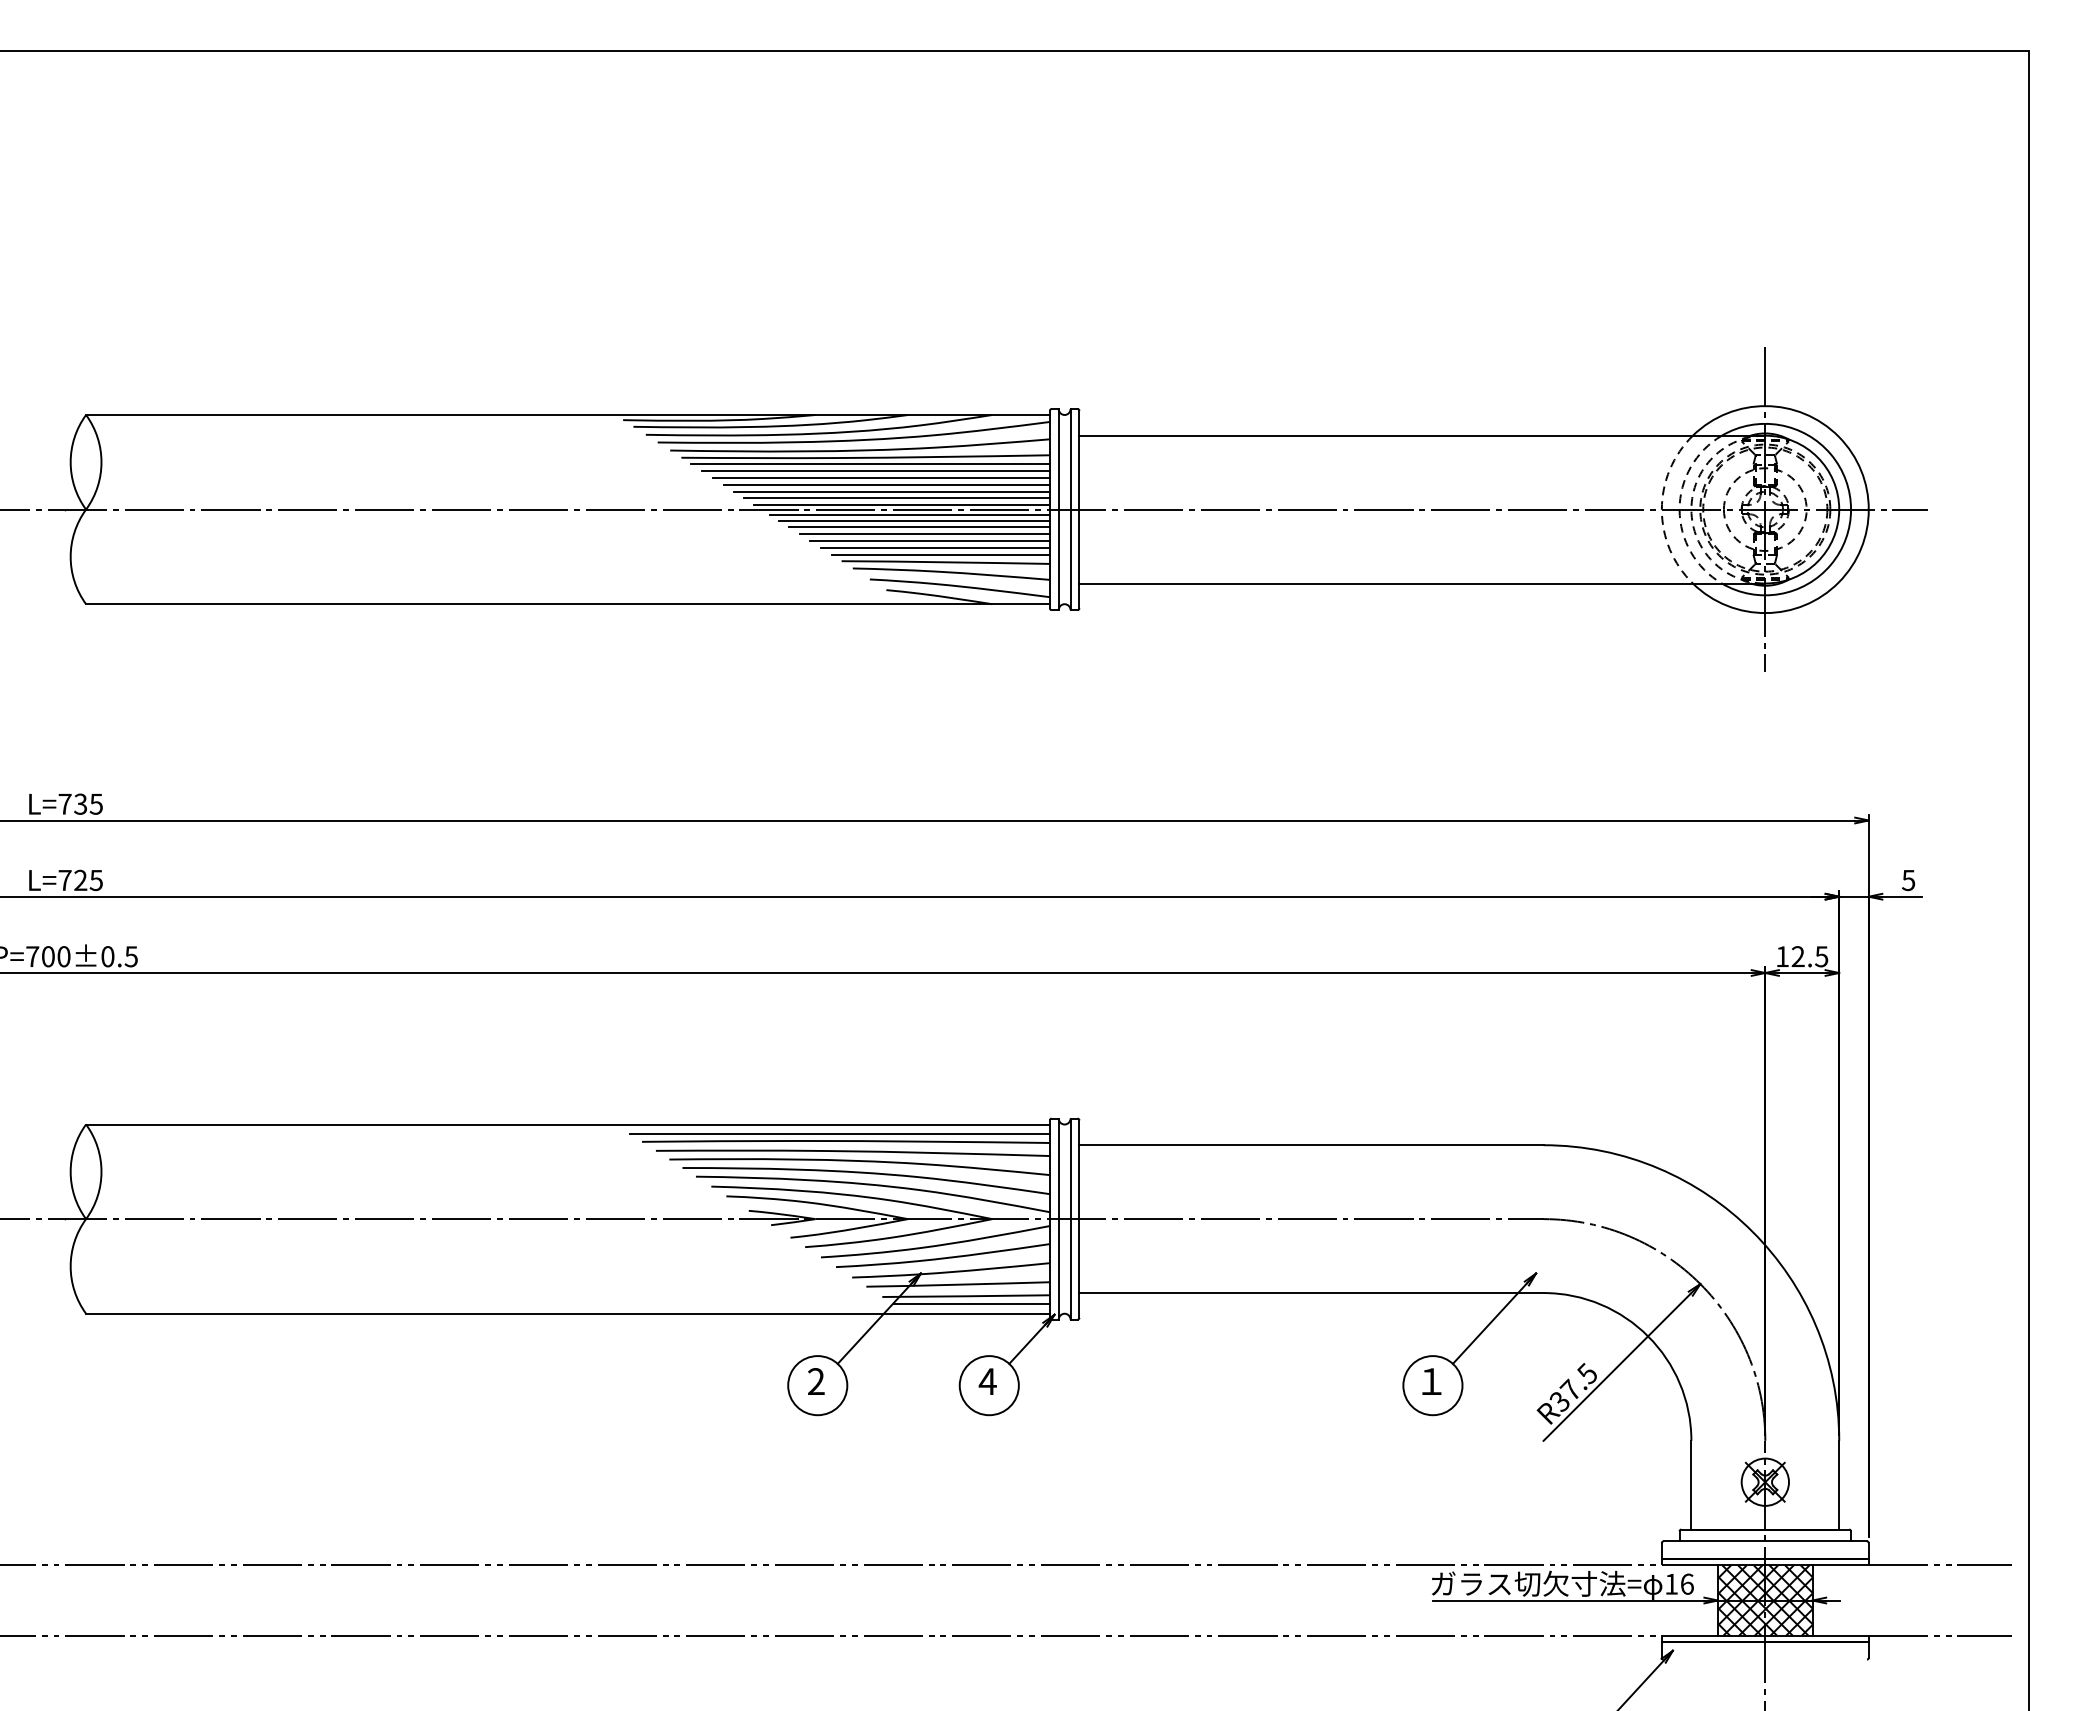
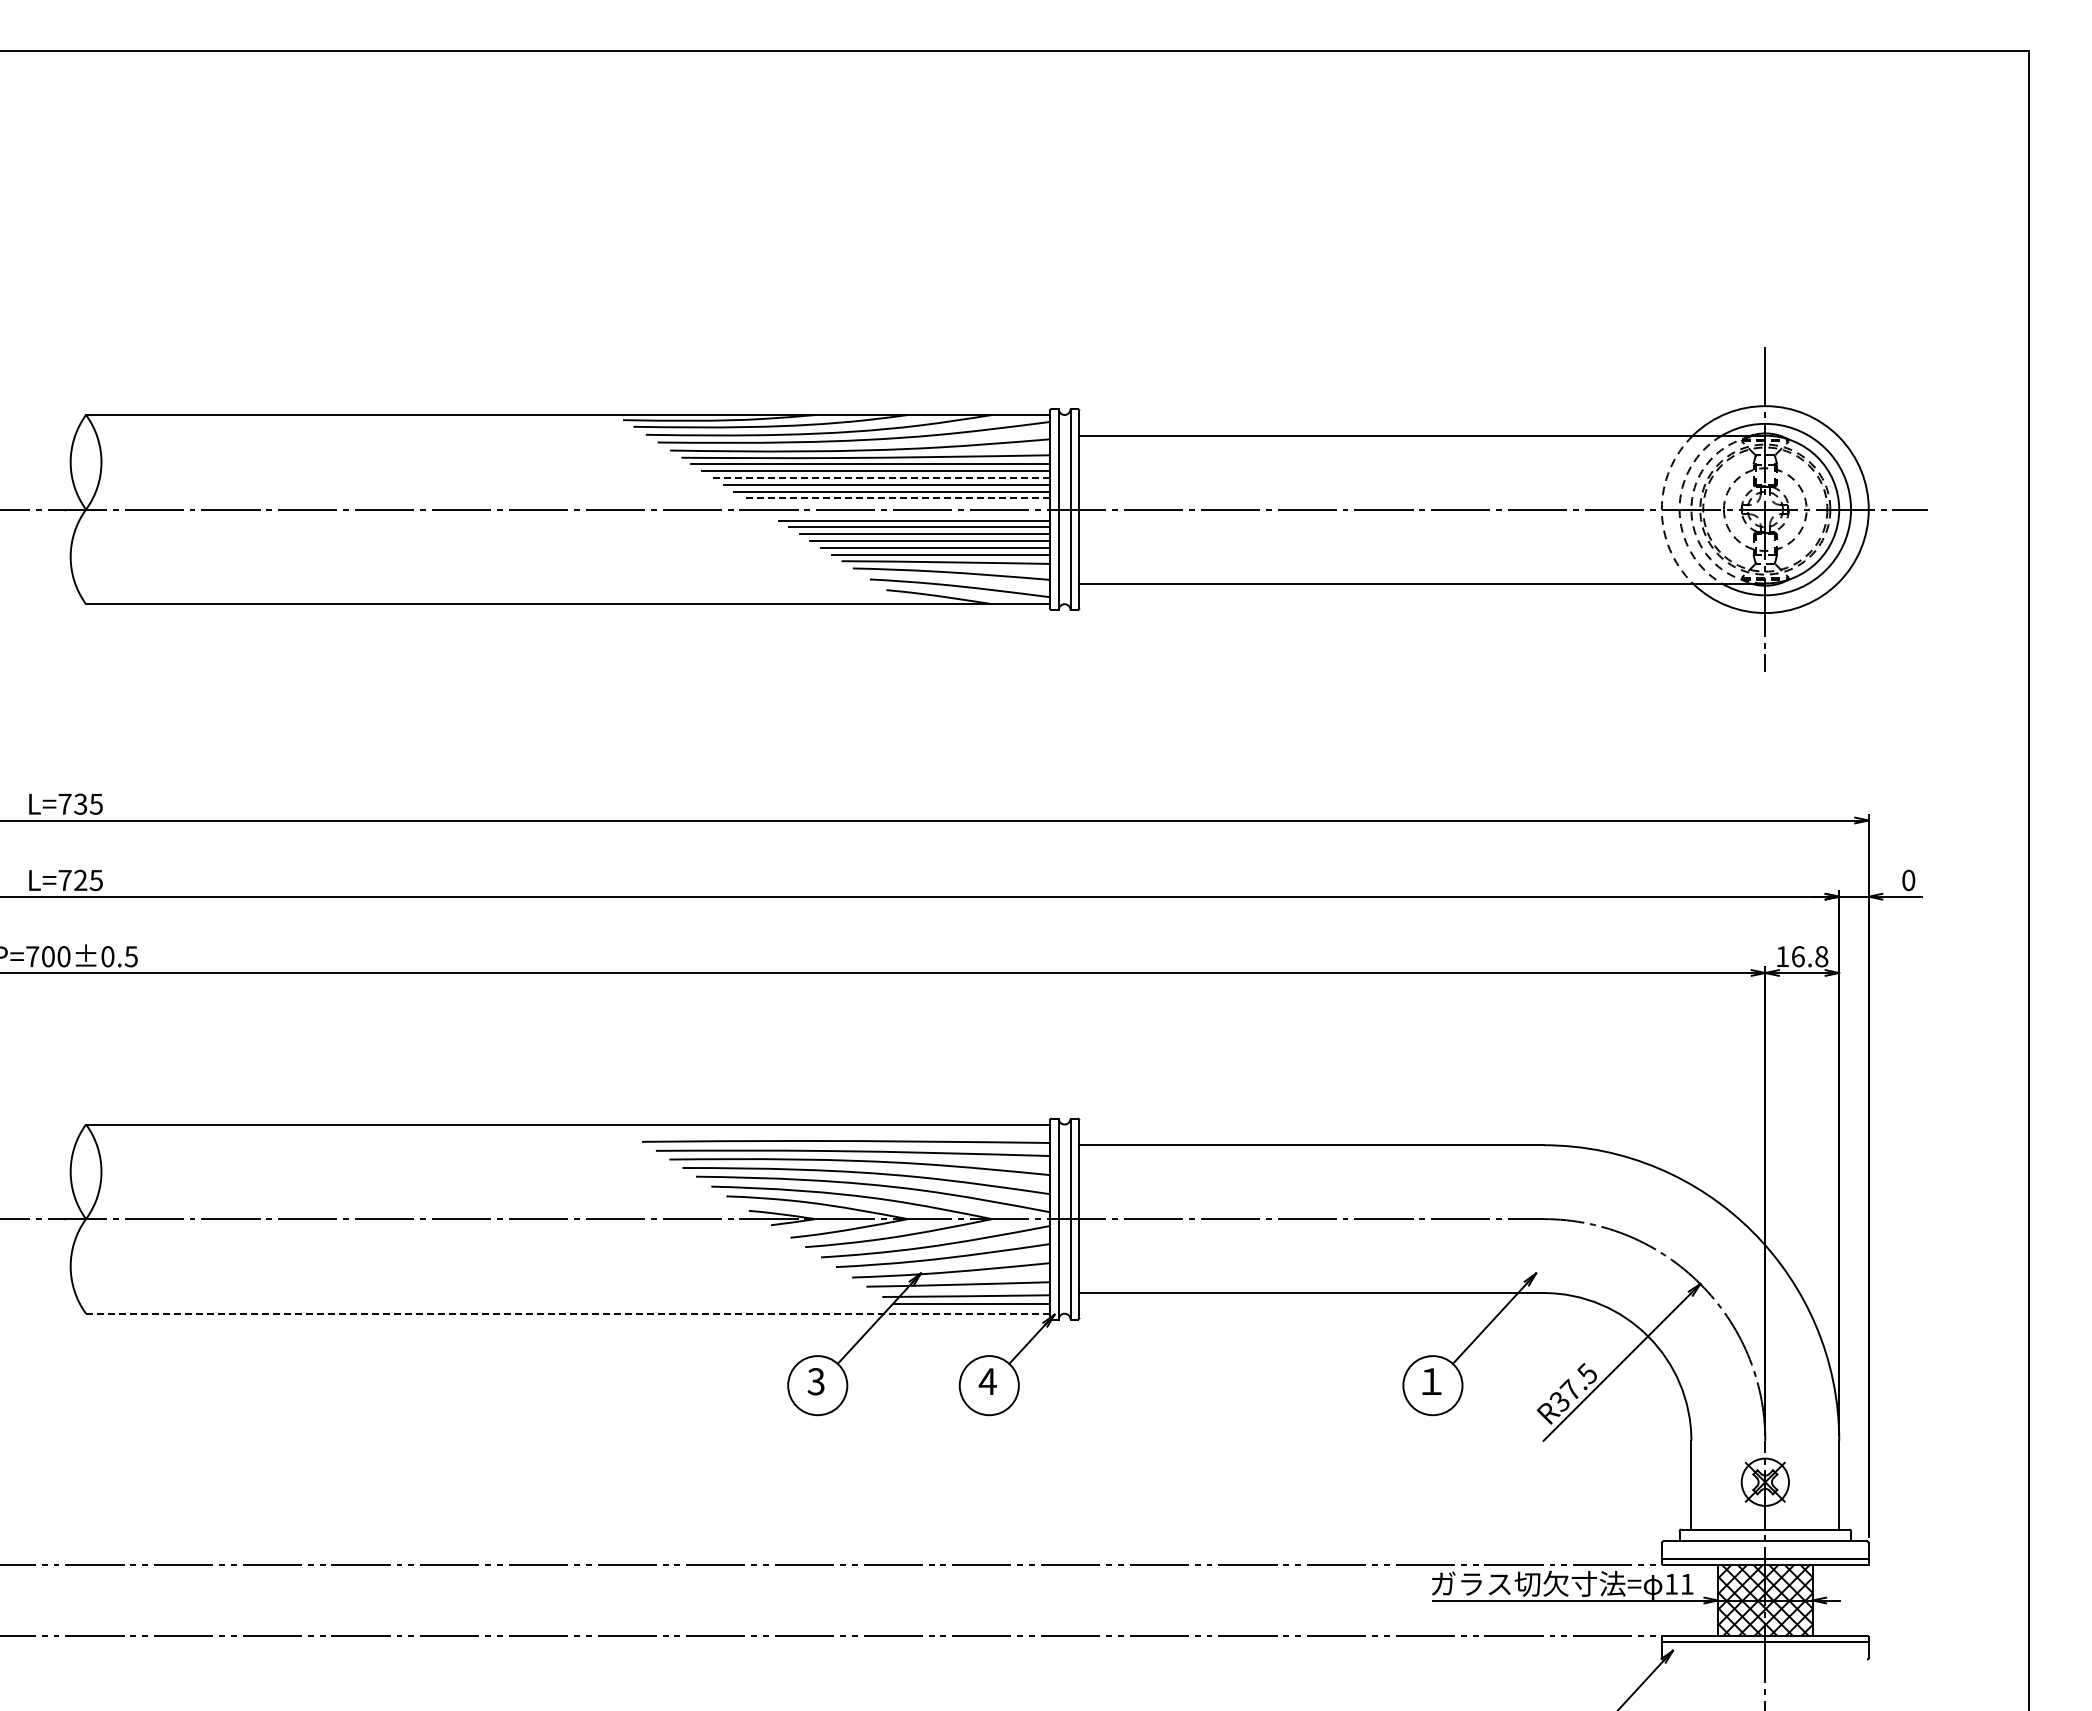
line: solid -> dashed (880, 478)
line: solid -> dashed (896, 498)
line: present -> none (901, 504)
line: present -> none (909, 514)
text: 5 -> 0 (1908, 879)
text: 12.5 -> 16.8 (1809, 956)
line: present -> none (839, 1133)
line: solid -> dashed (567, 1313)
text: 2 -> 3 (815, 1381)
line: present -> none (1939, 1565)
text: 16 -> 11 (1687, 1583)
line: present -> none (1939, 1635)
